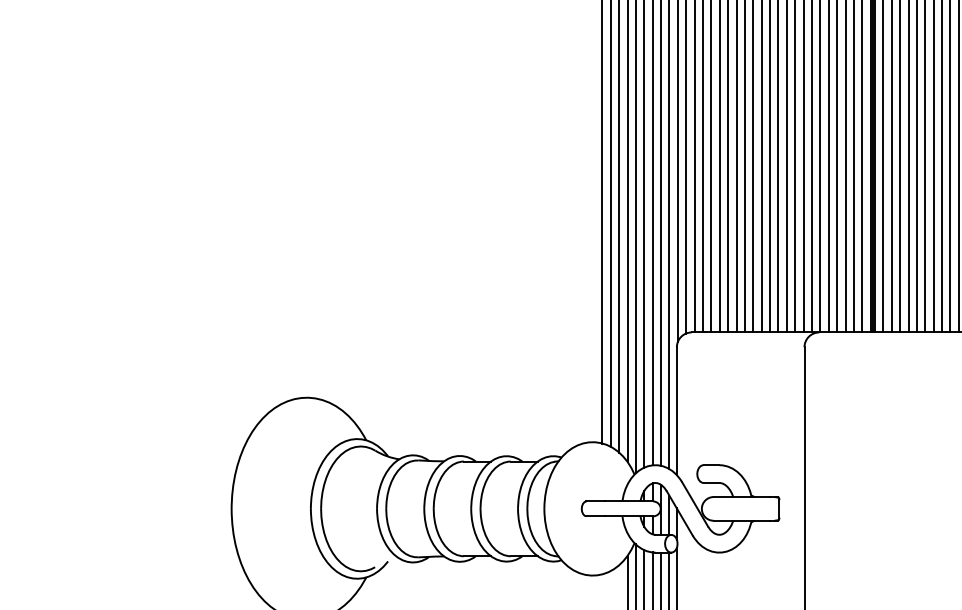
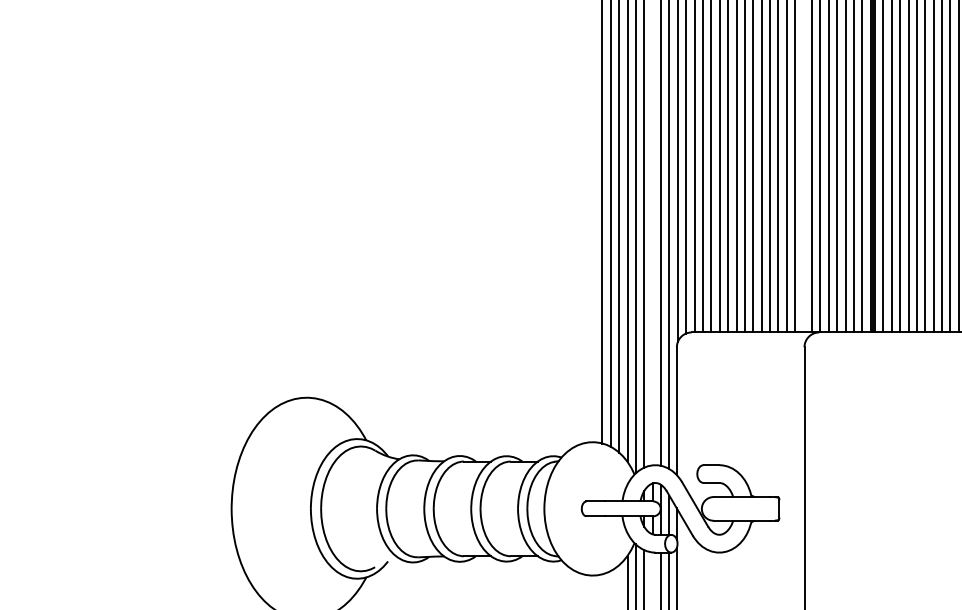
line: present -> none (803, 167)
line: present -> none (652, 233)
line: present -> none (652, 579)
